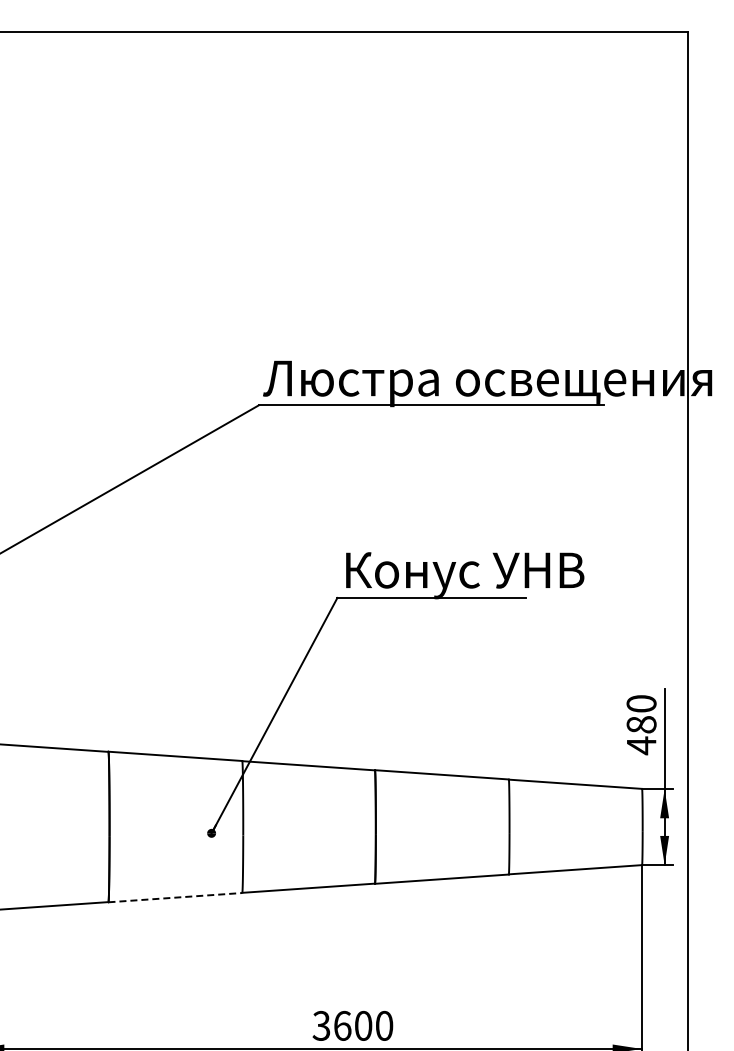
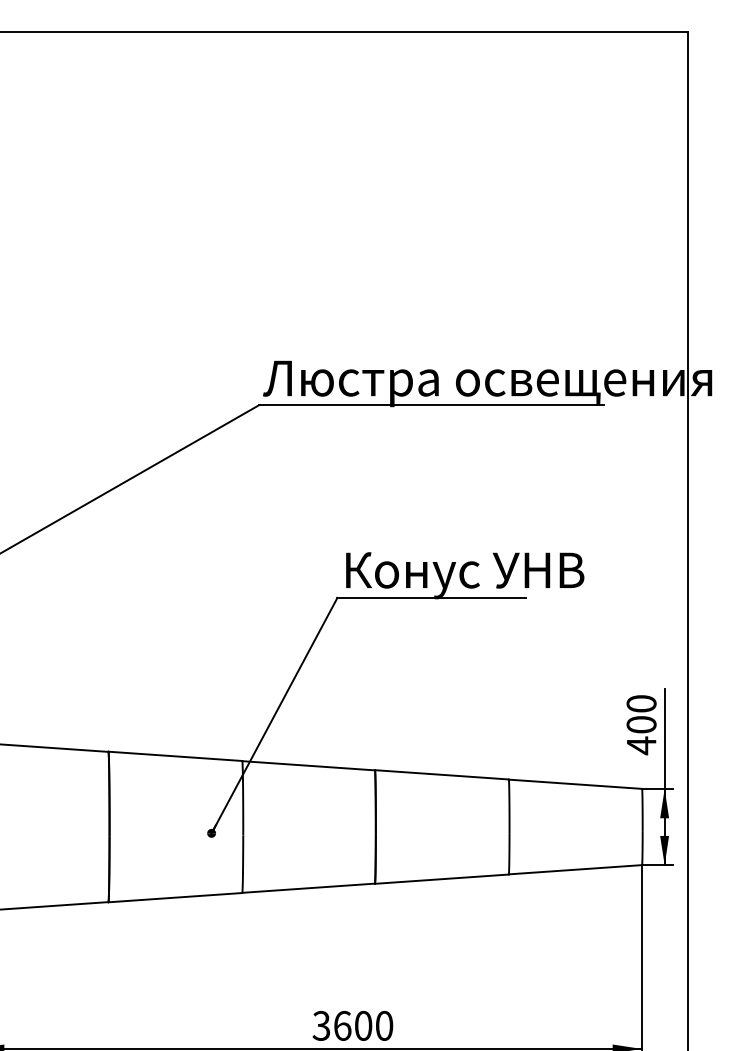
text: 480 -> 400 (641, 724)
line: dashed -> solid (175, 897)
